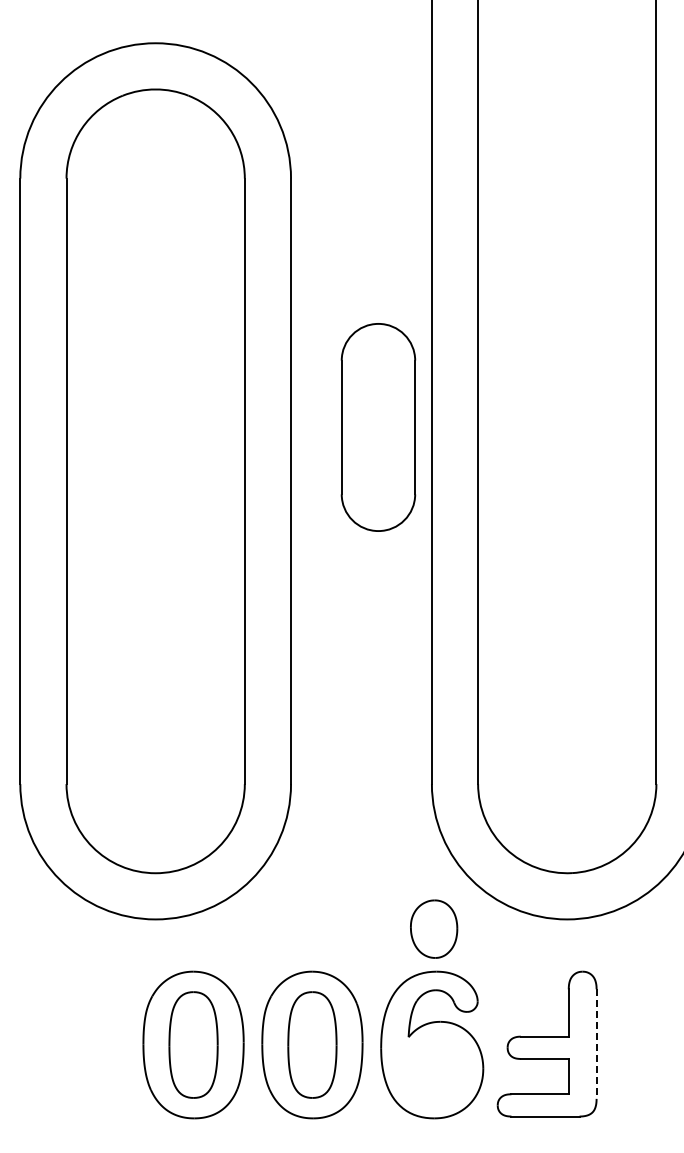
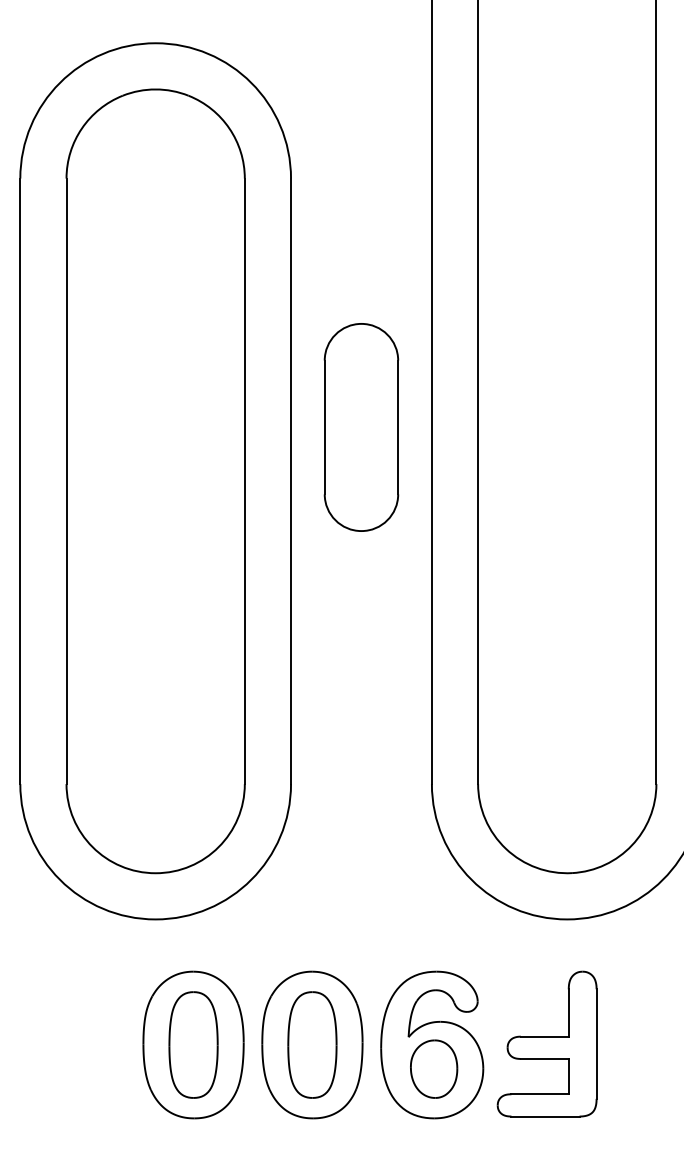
part position: (378, 427) -> (361, 427) (361, 427)
part position: (434, 928) -> (434, 1068) (434, 1068)
line: dashed -> solid (596, 1044)
